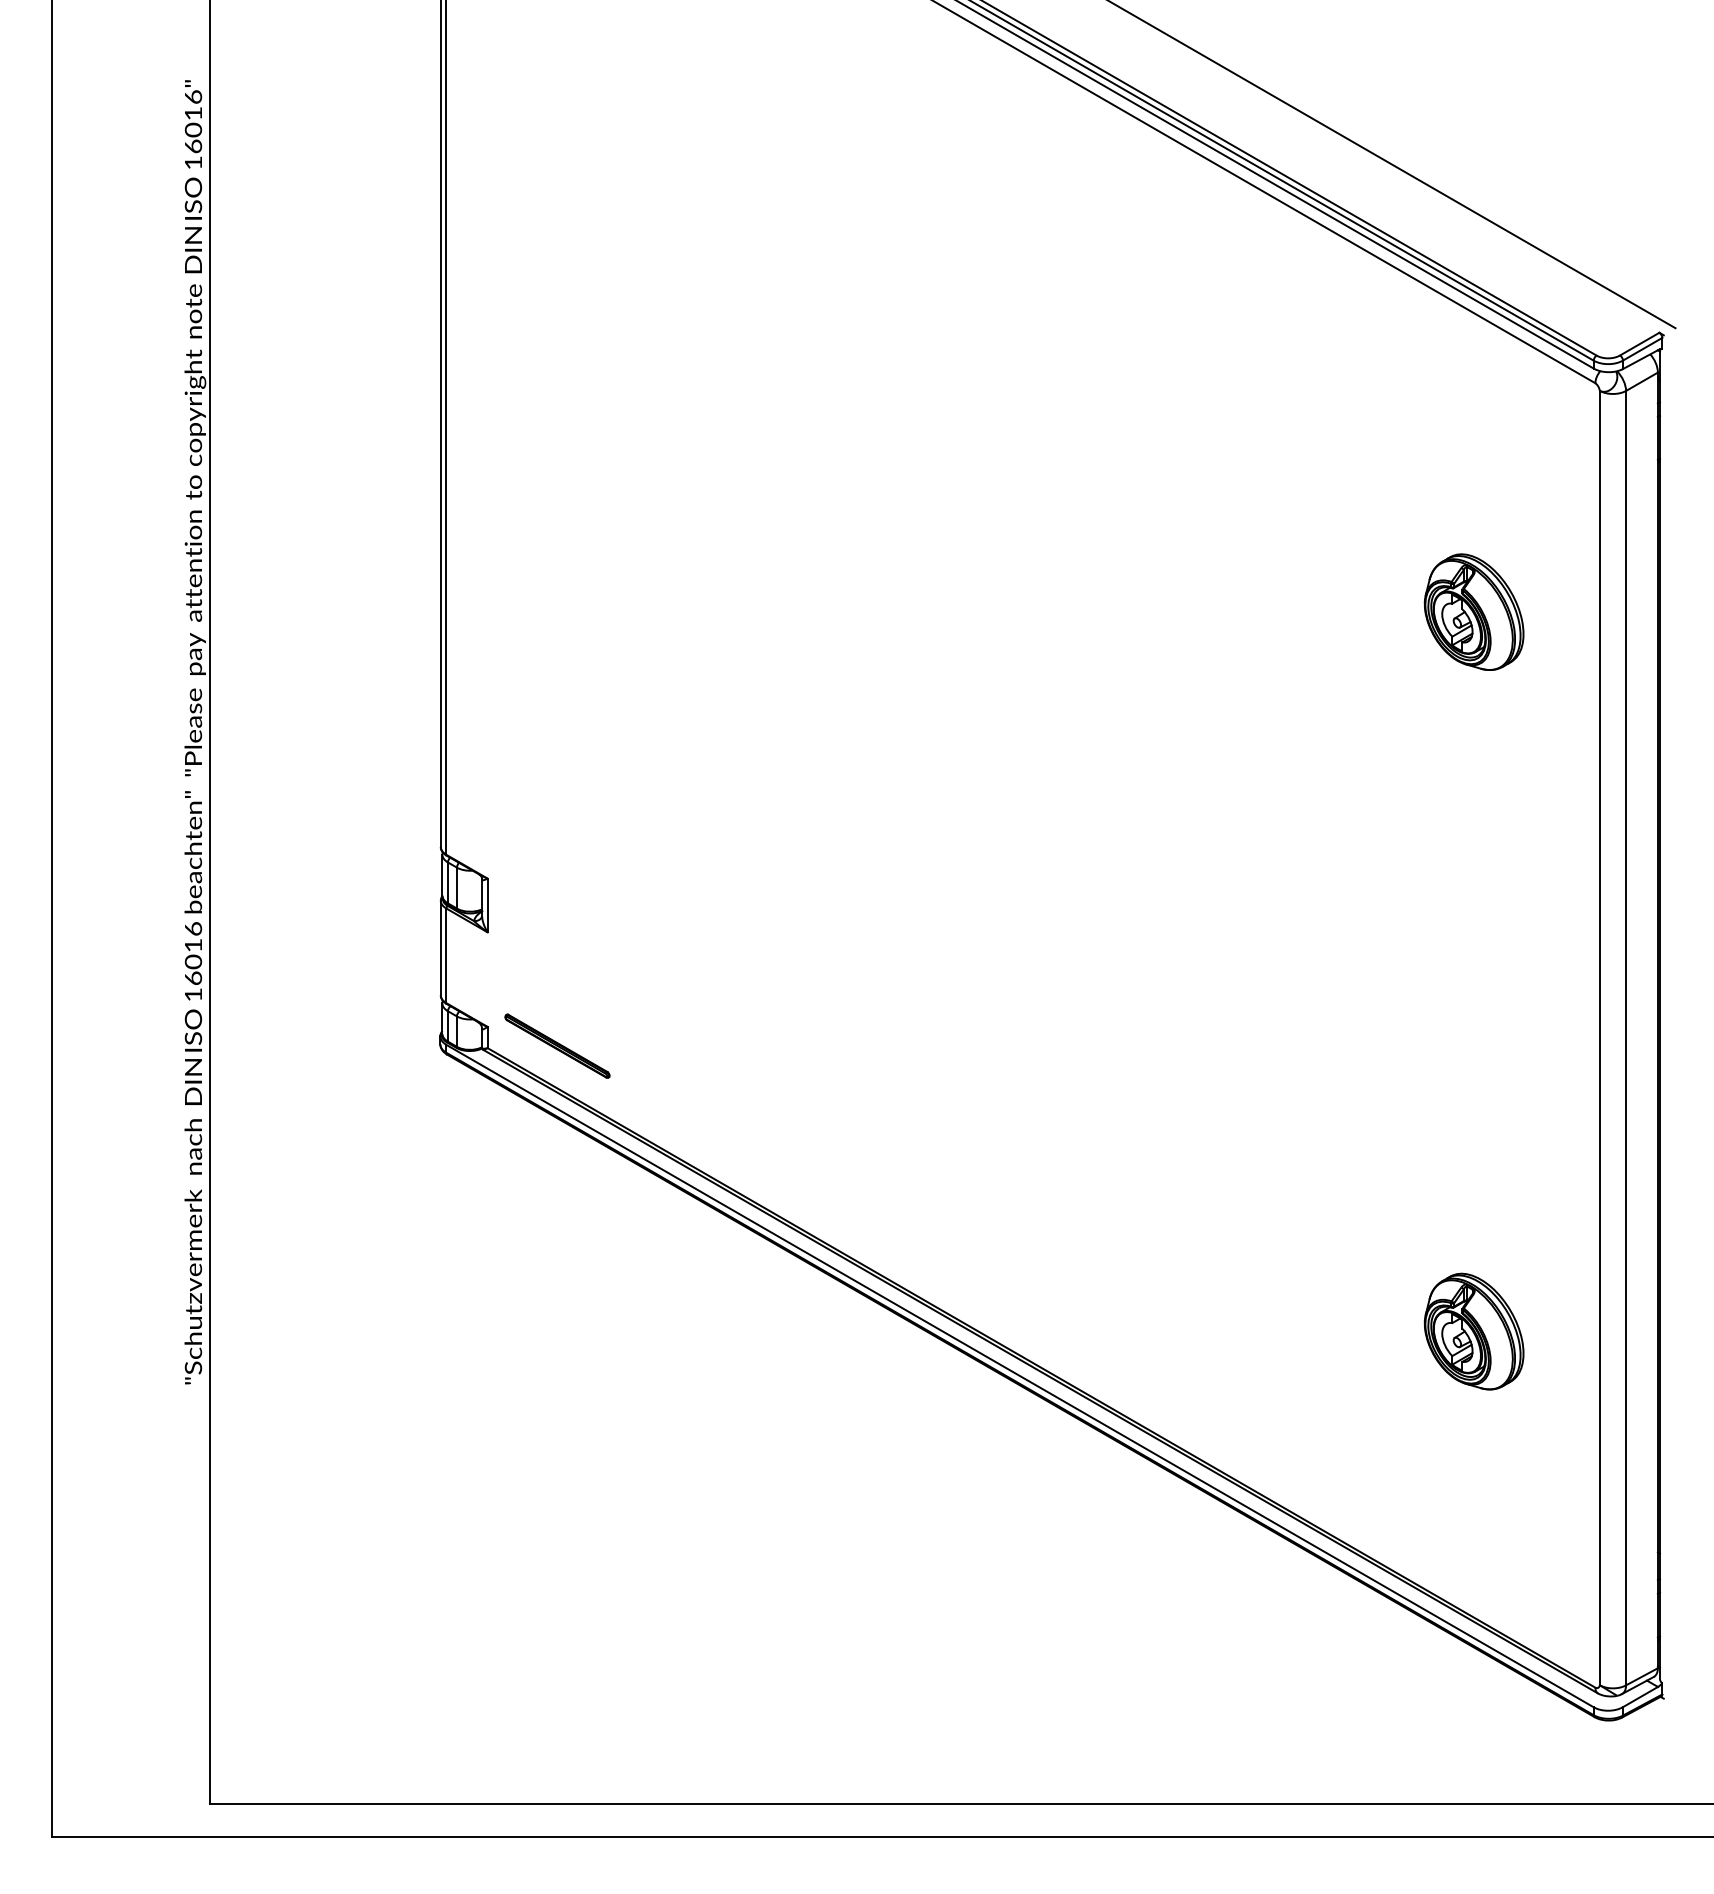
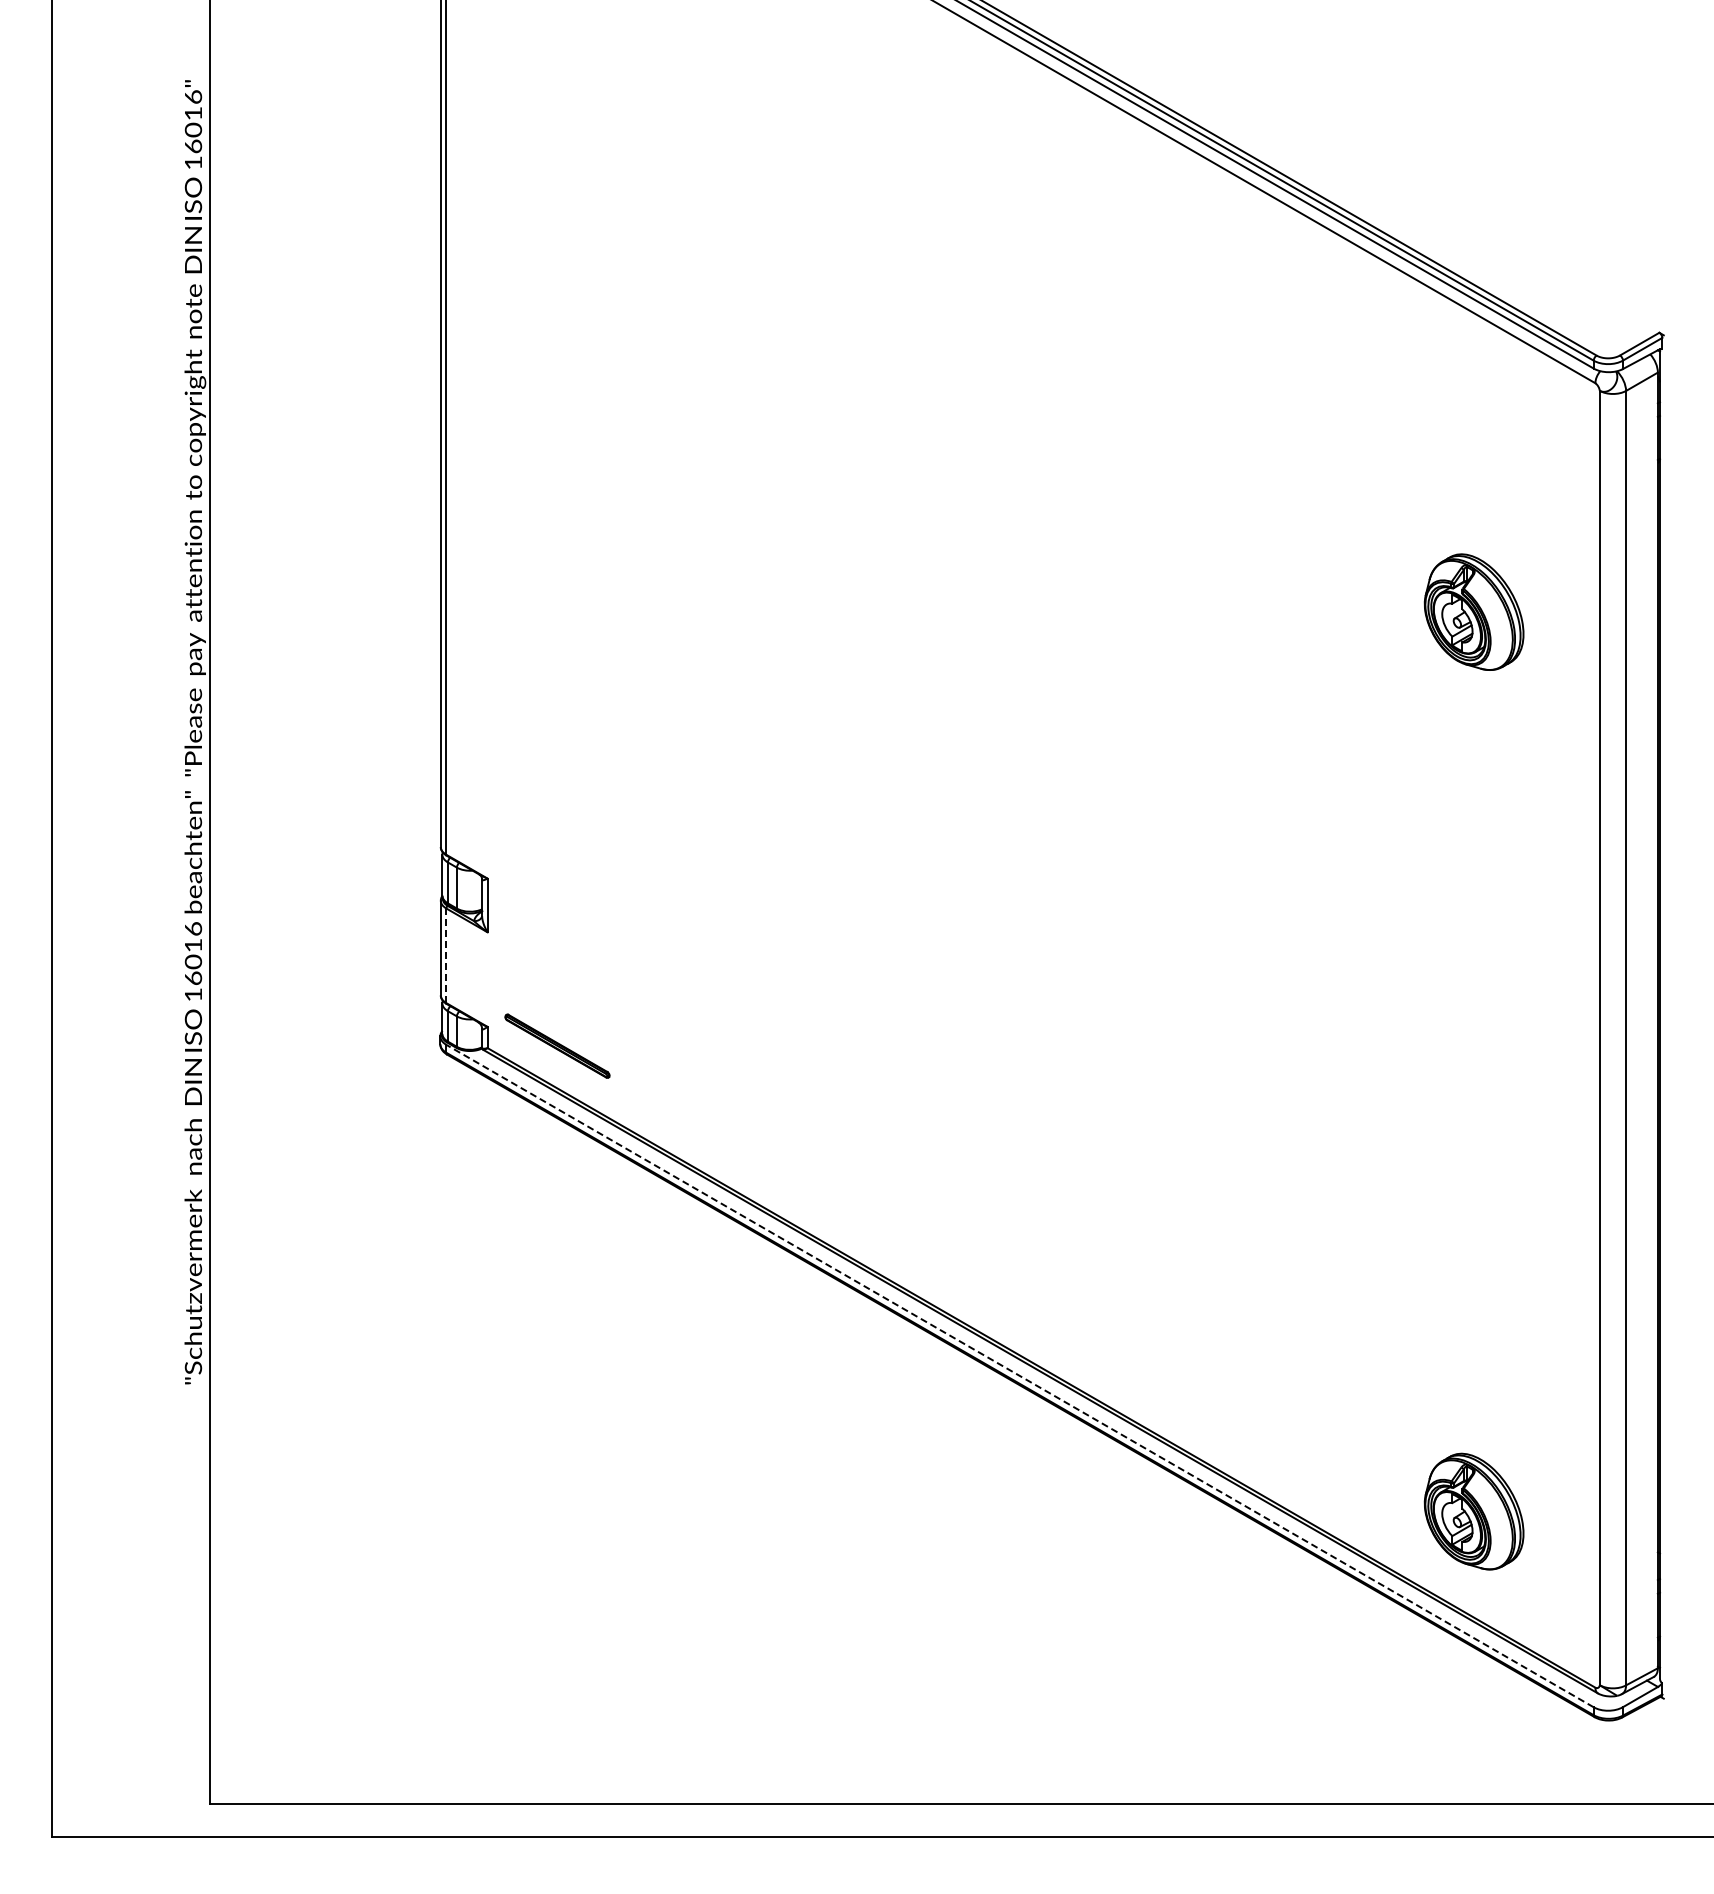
line: present -> none (1392, 165)
line: solid -> dashed (446, 956)
part position: (1473, 1331) -> (1473, 1511) (1473, 1511)
line: solid -> dashed (1019, 1375)
